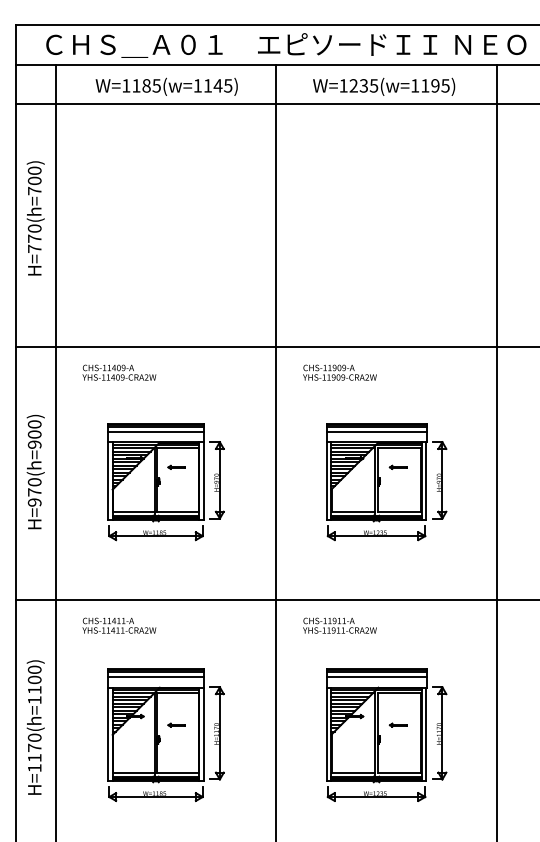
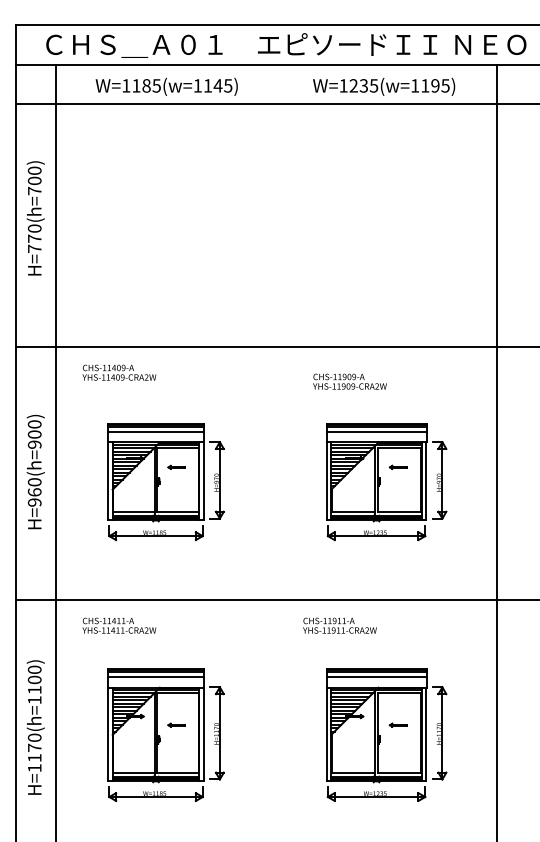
text position: (339, 372) -> (349, 381) (349, 381)
line: present -> none (276, 451)
text: H=970(h=900) -> H=960(h=900) (34, 492)
